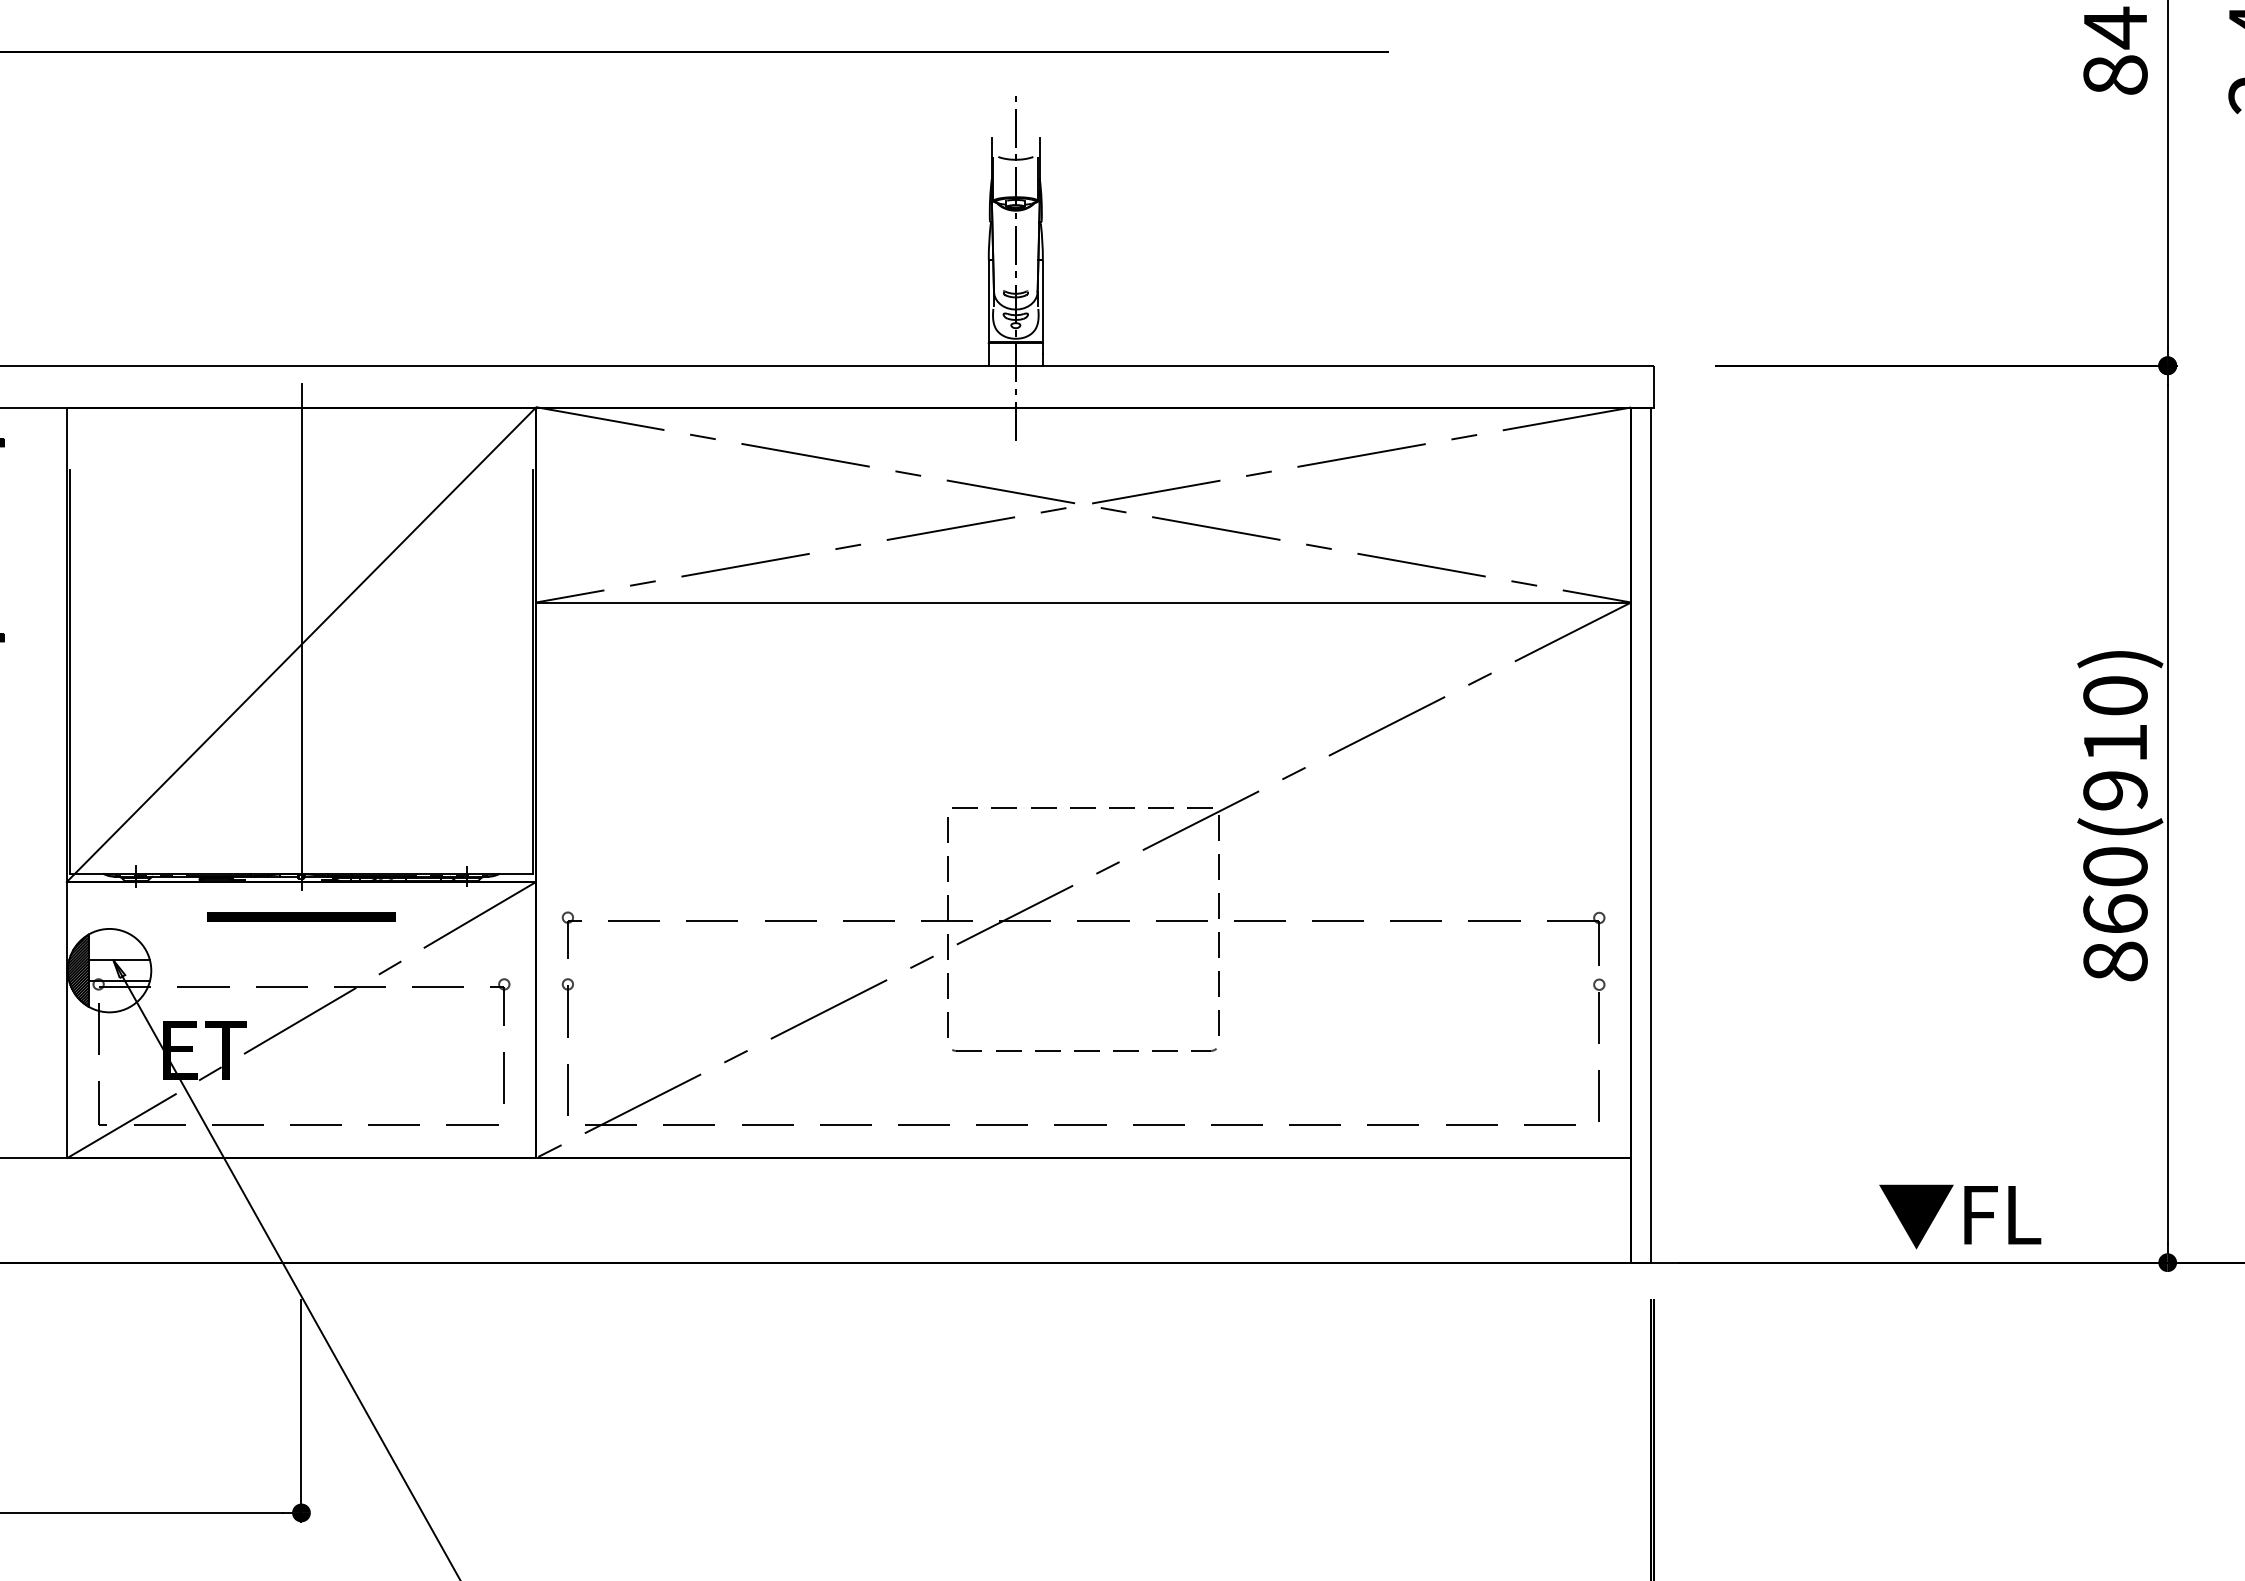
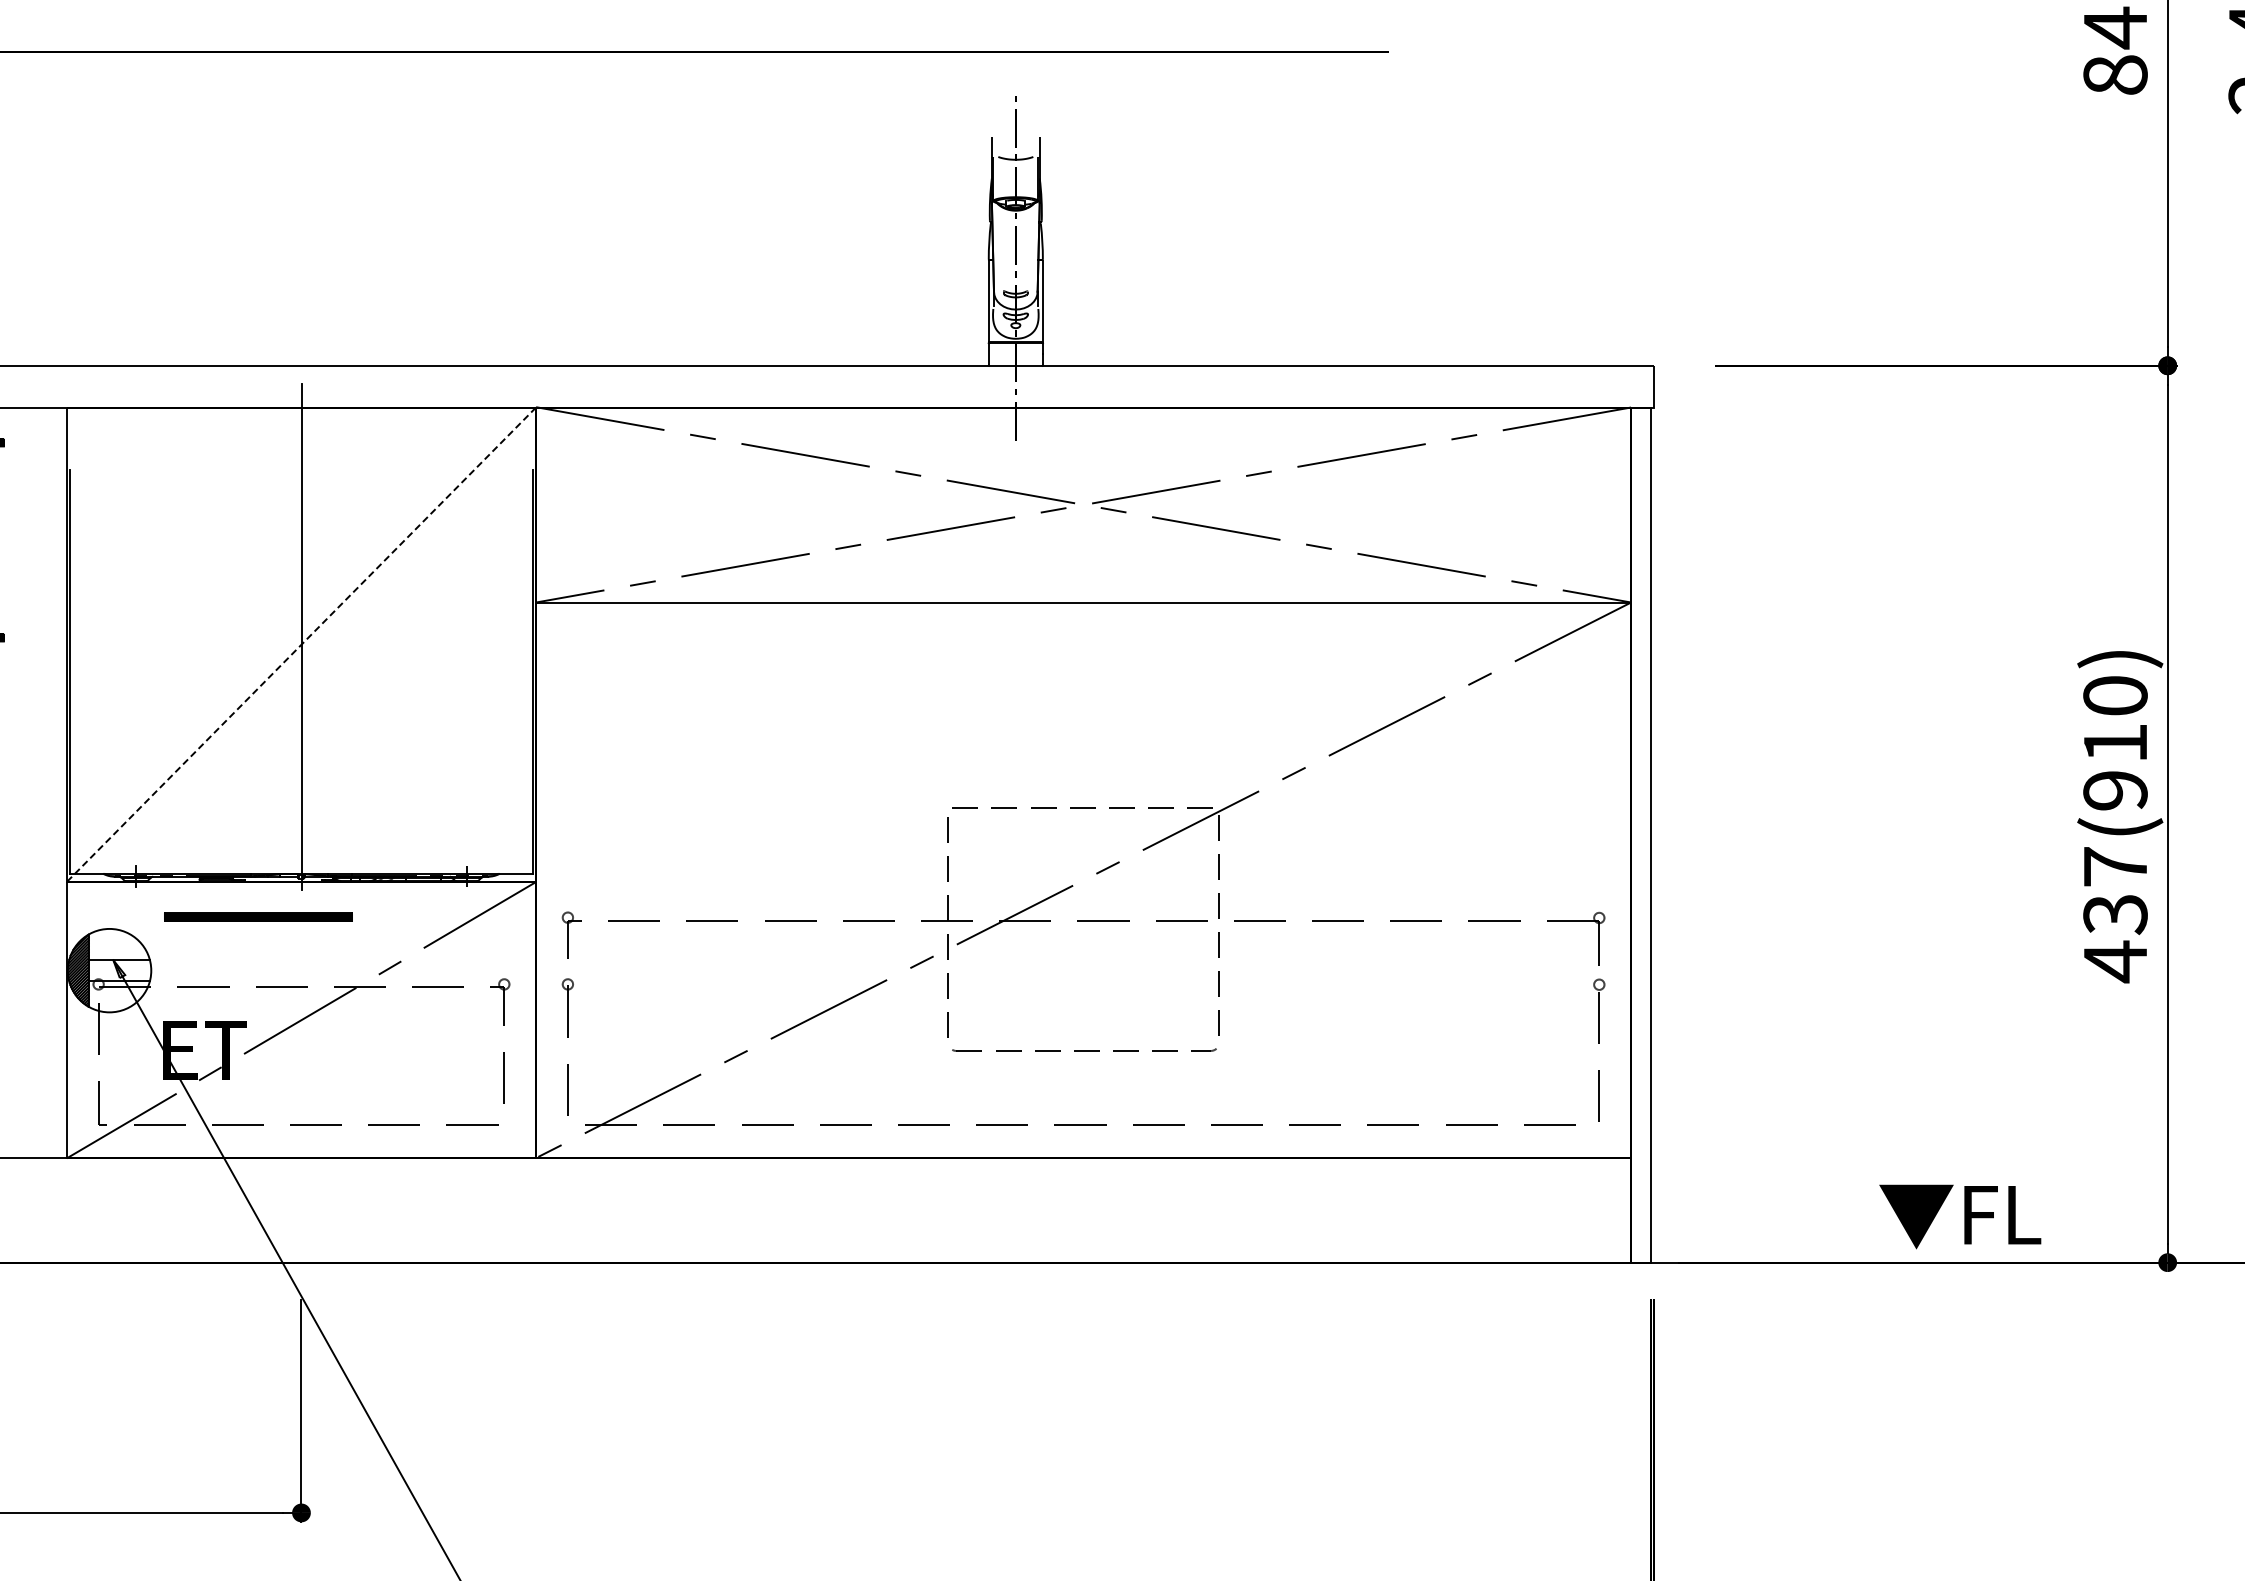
line: solid -> dashed (301, 644)
text: 860(910) -> 437(910) (2115, 915)
part position: (301, 916) -> (258, 916) (258, 916)
